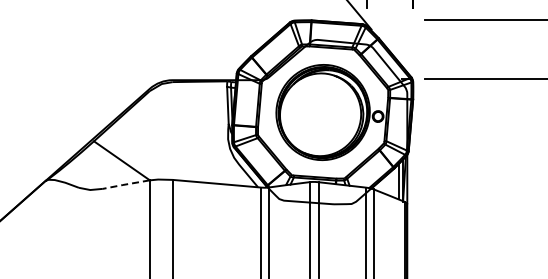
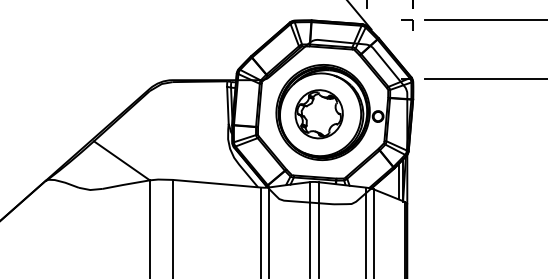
part: none -> present (407, 24)
part: none -> present (318, 114)
line: dashed -> solid (125, 184)
